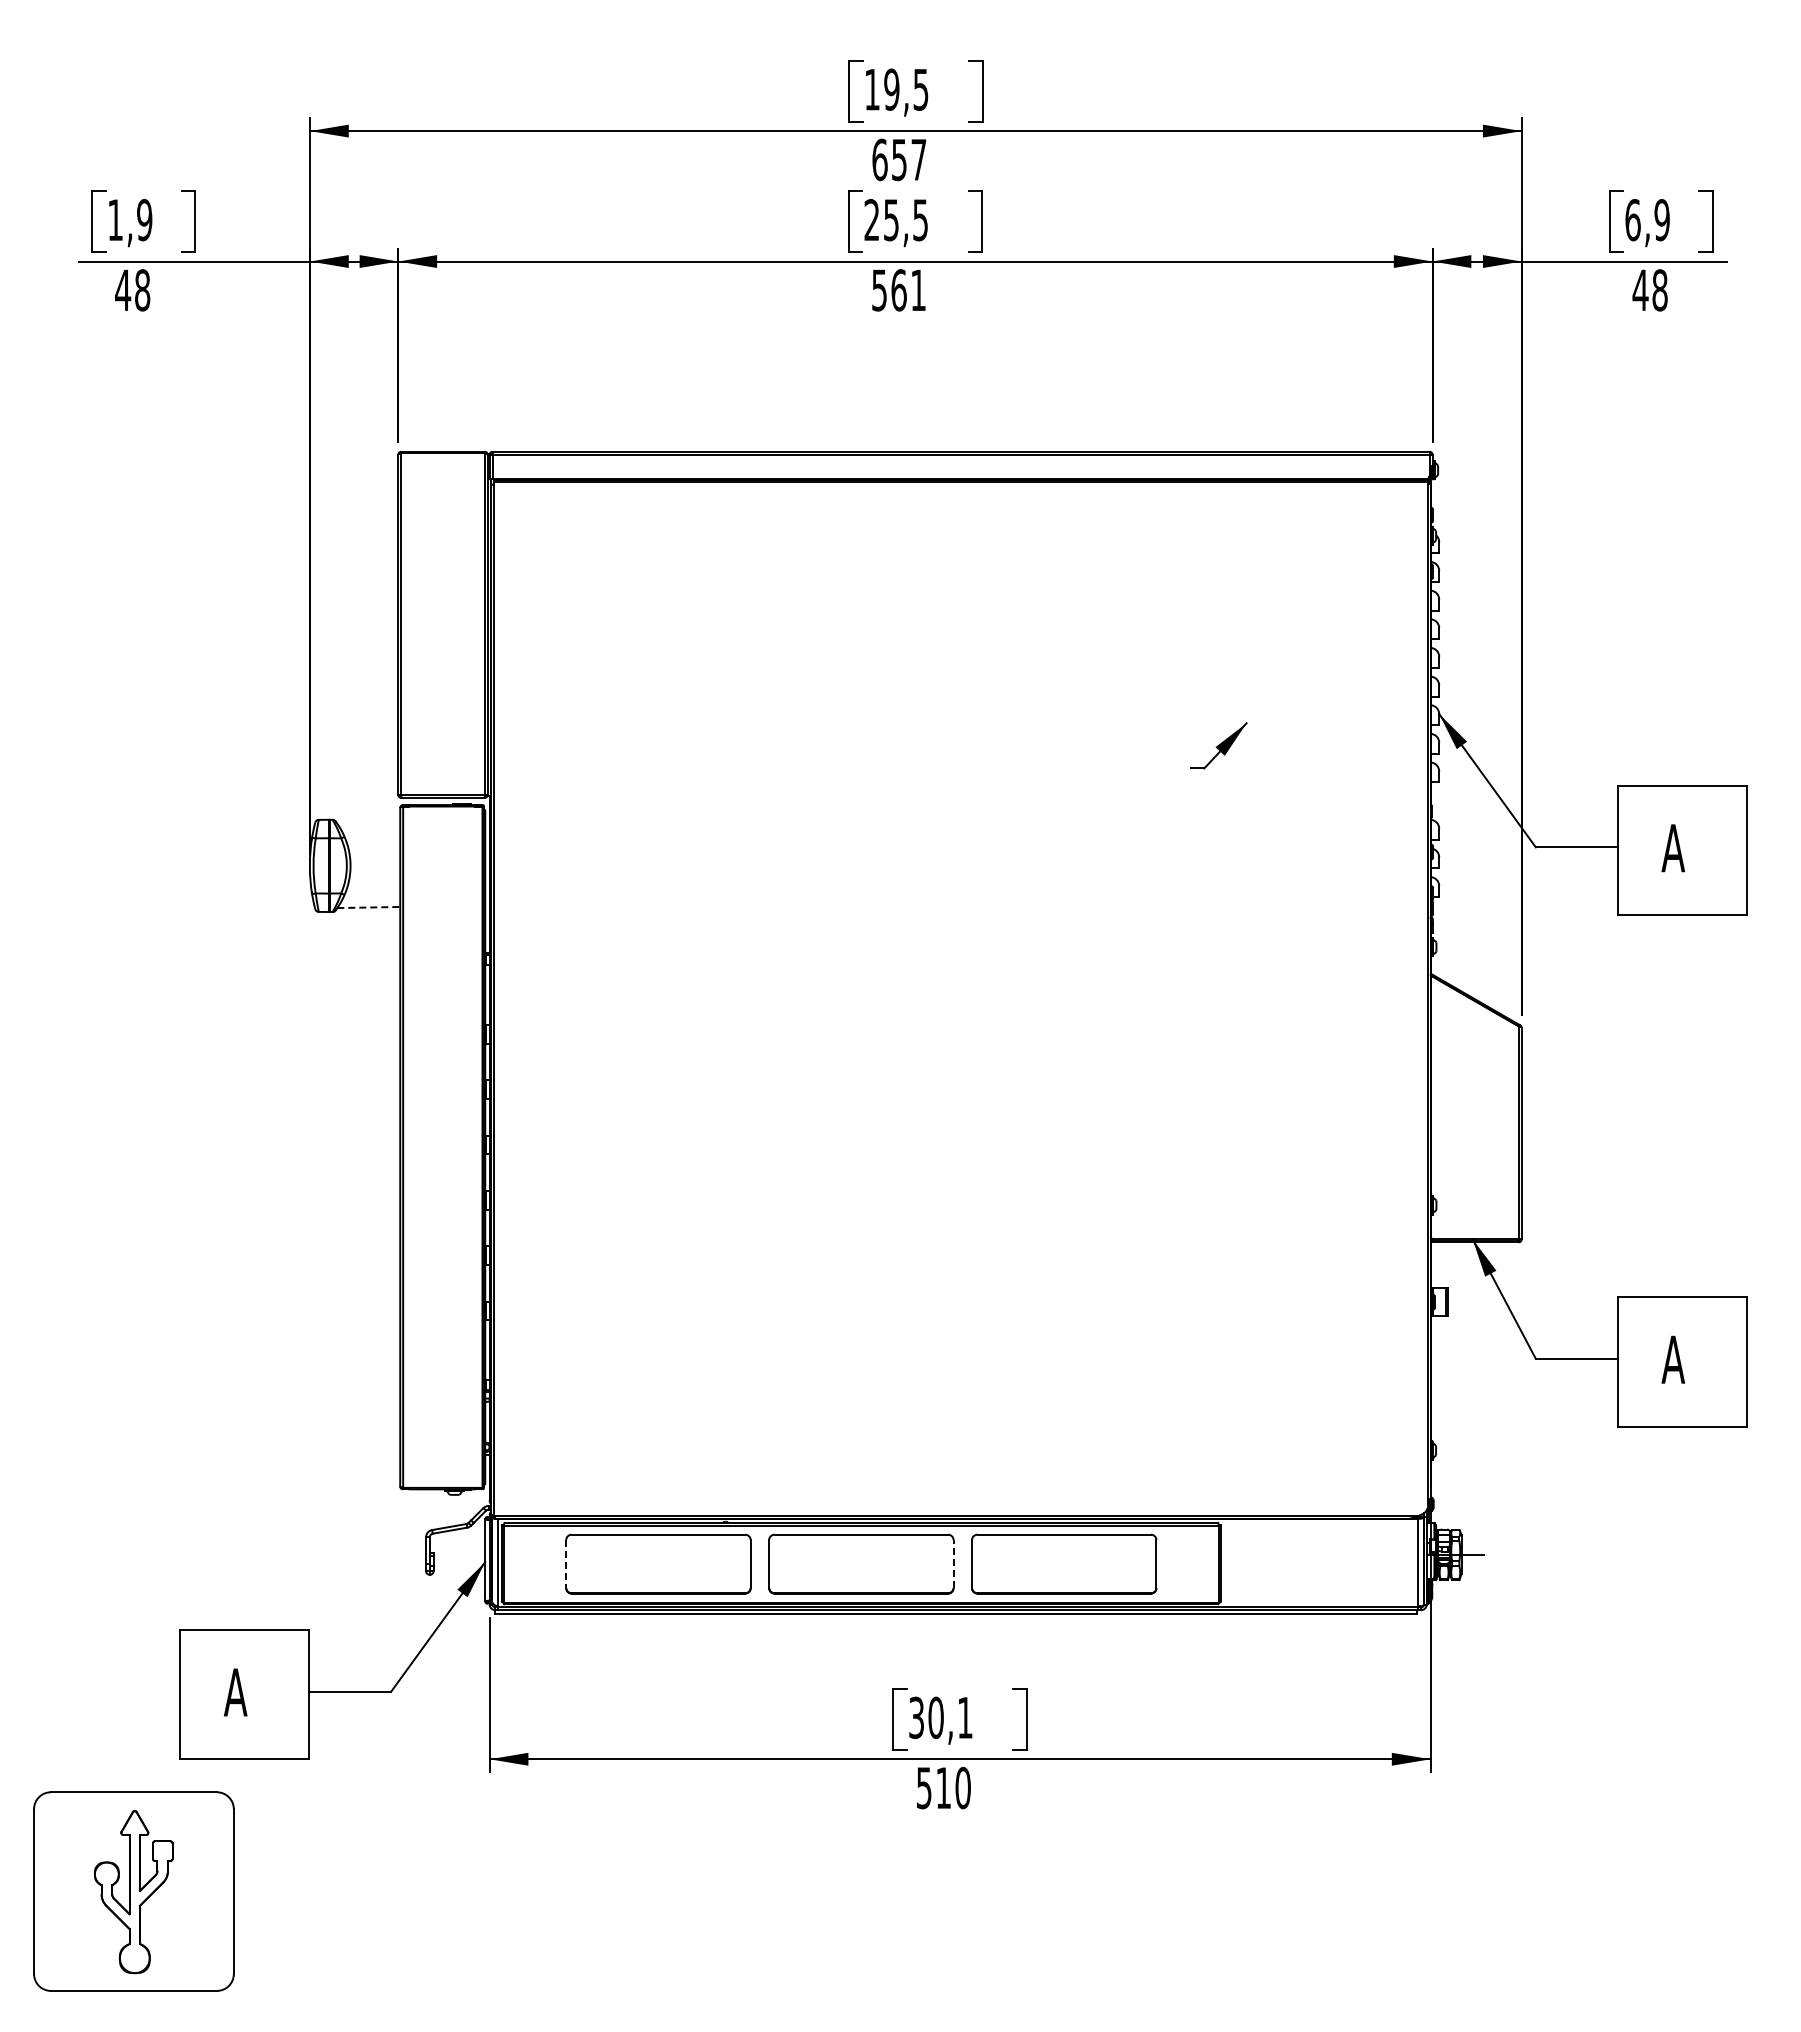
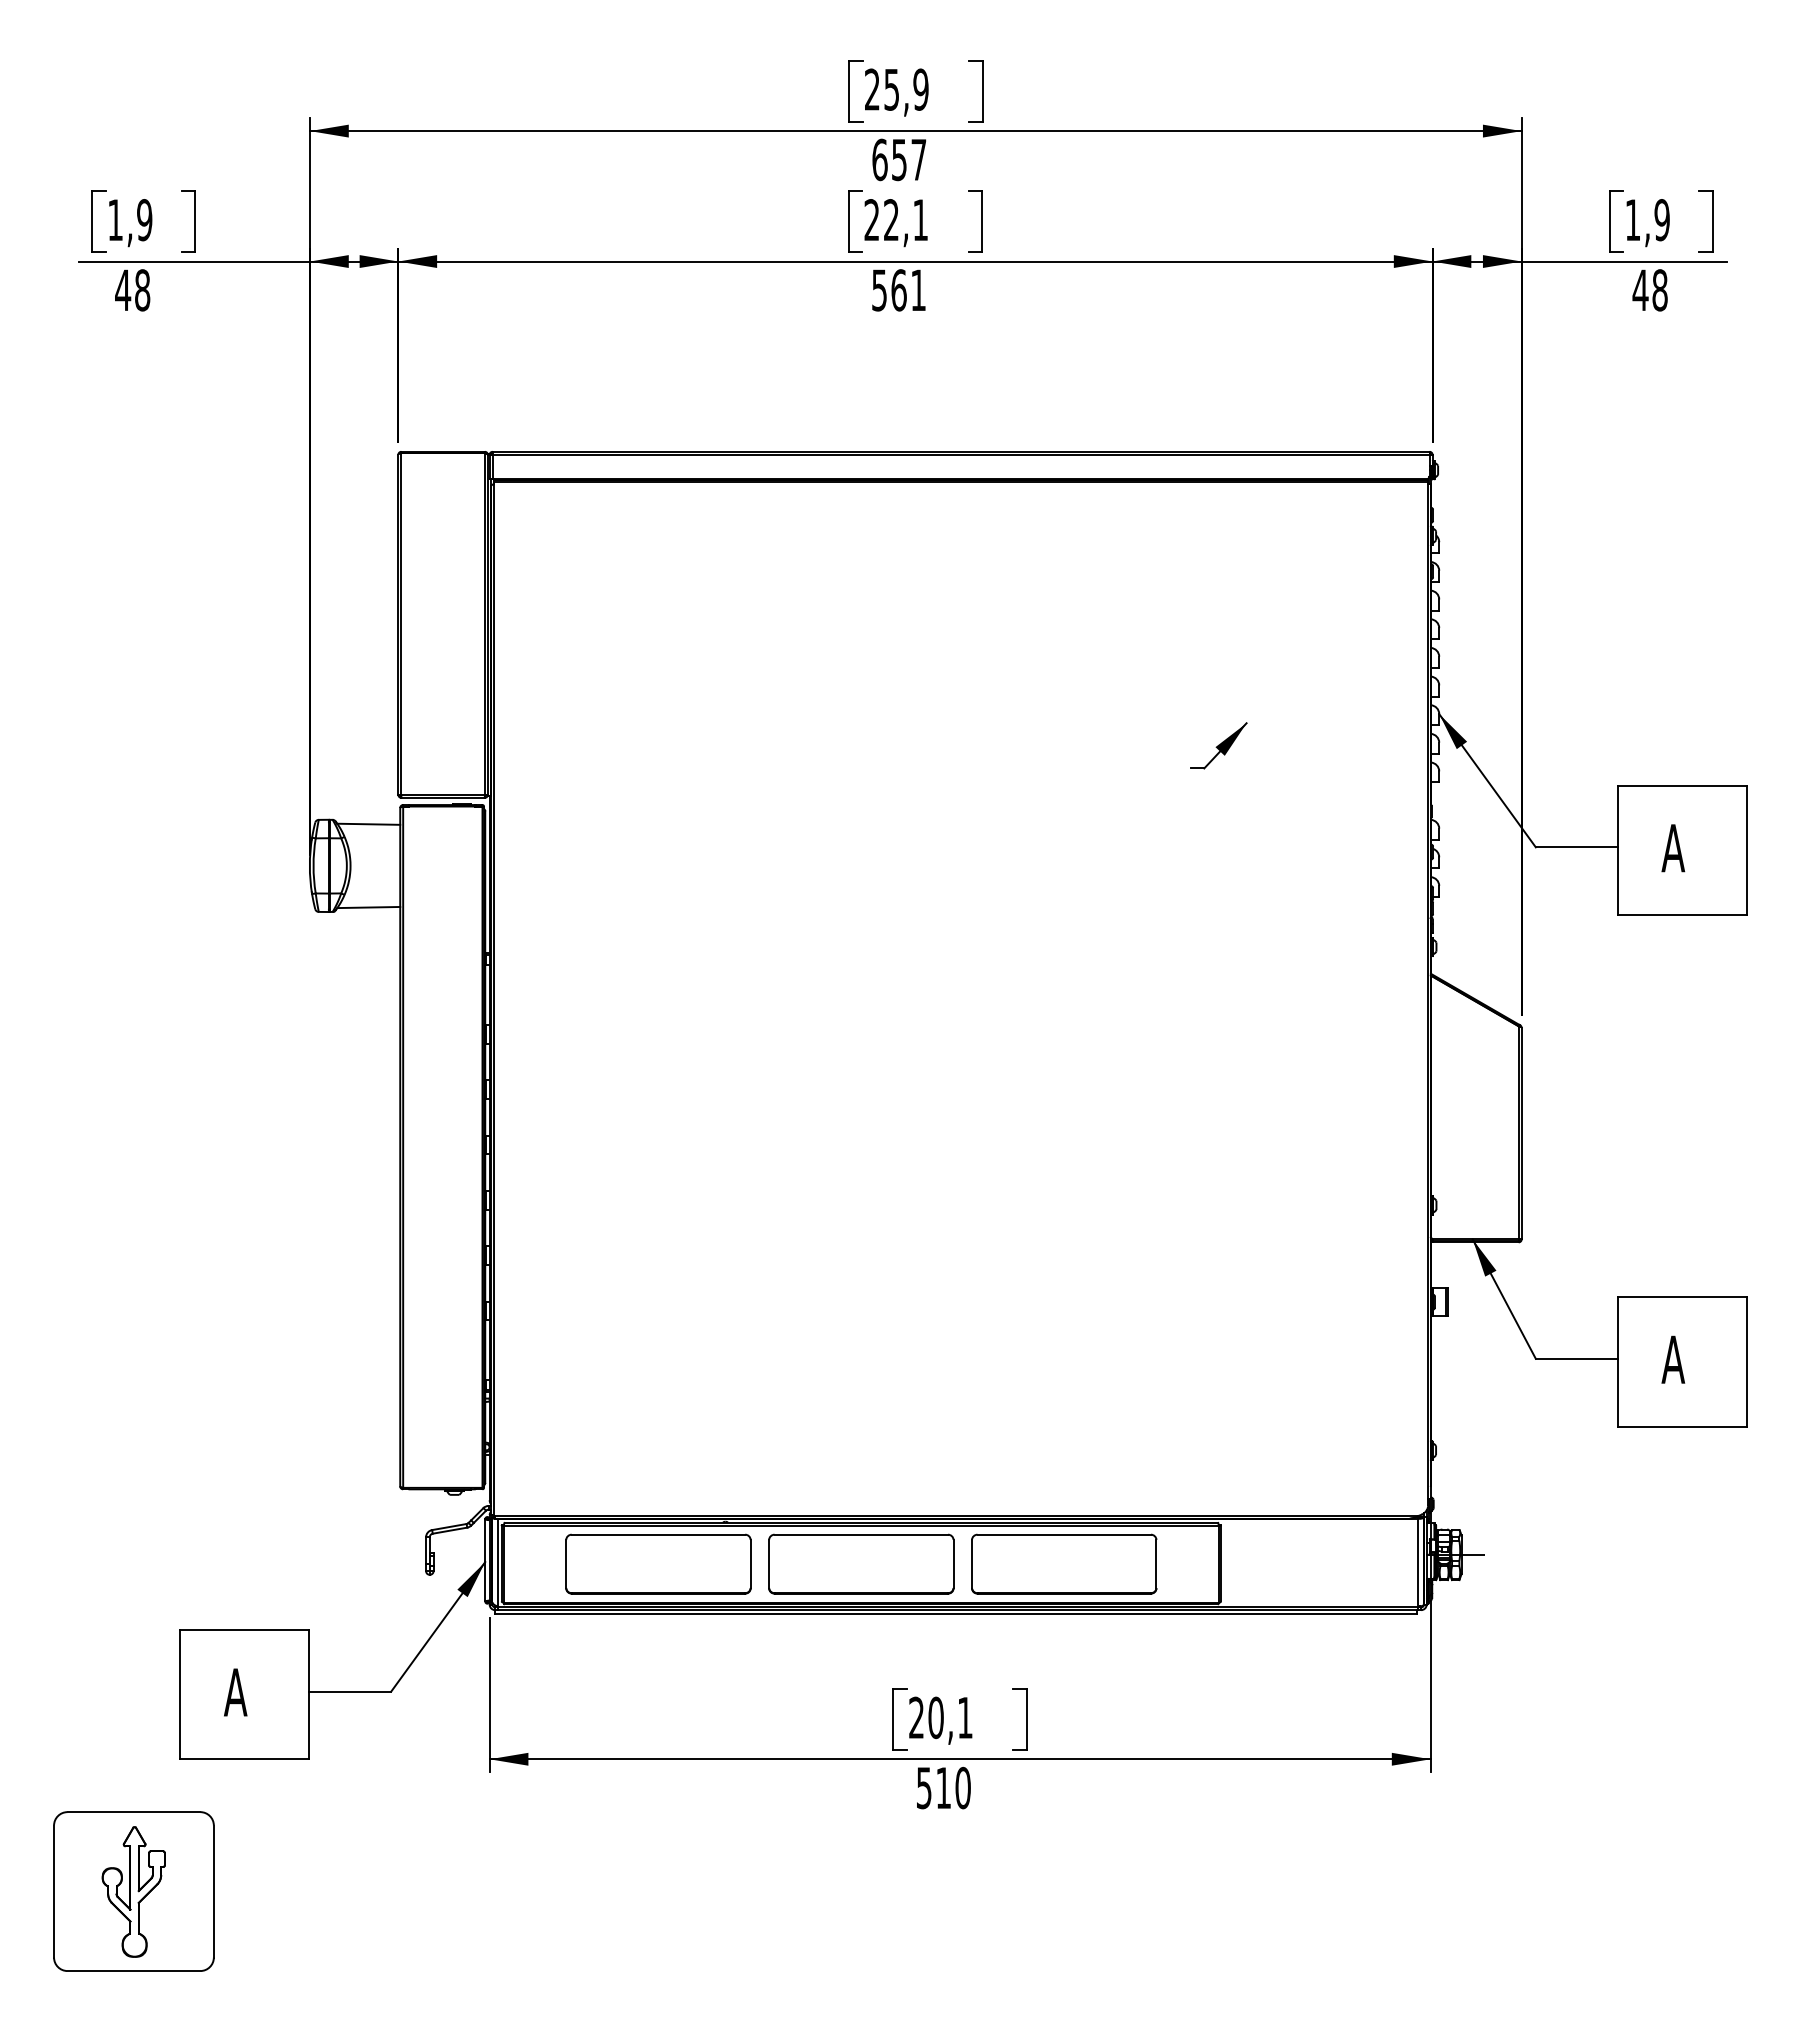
text: 19,5 -> 25,9 (896, 89)
text: 25,5 -> 22,1 (905, 220)
text: 6,9 -> 1,9 (1632, 220)
line: none -> present (368, 823)
line: dashed -> solid (369, 907)
line: dashed -> solid (953, 1563)
line: dashed -> solid (566, 1564)
text: 30,1 -> 20,1 (916, 1718)
part size: 202x201 px -> 162x161 px (133, 1891)
